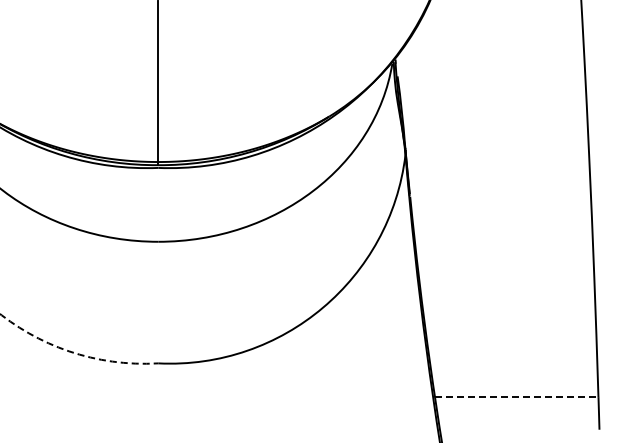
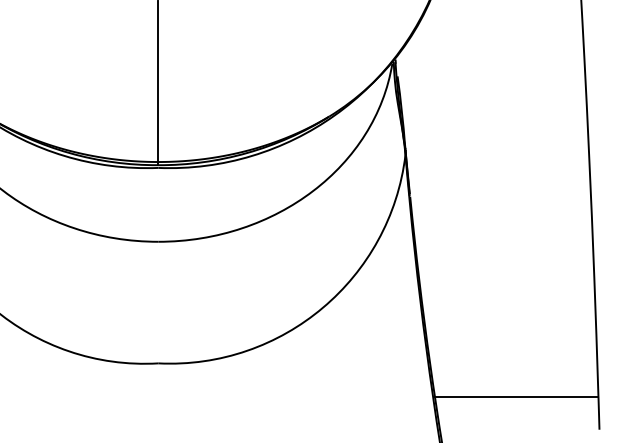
arc: dashed -> solid (75, 353)
line: dashed -> solid (516, 397)
